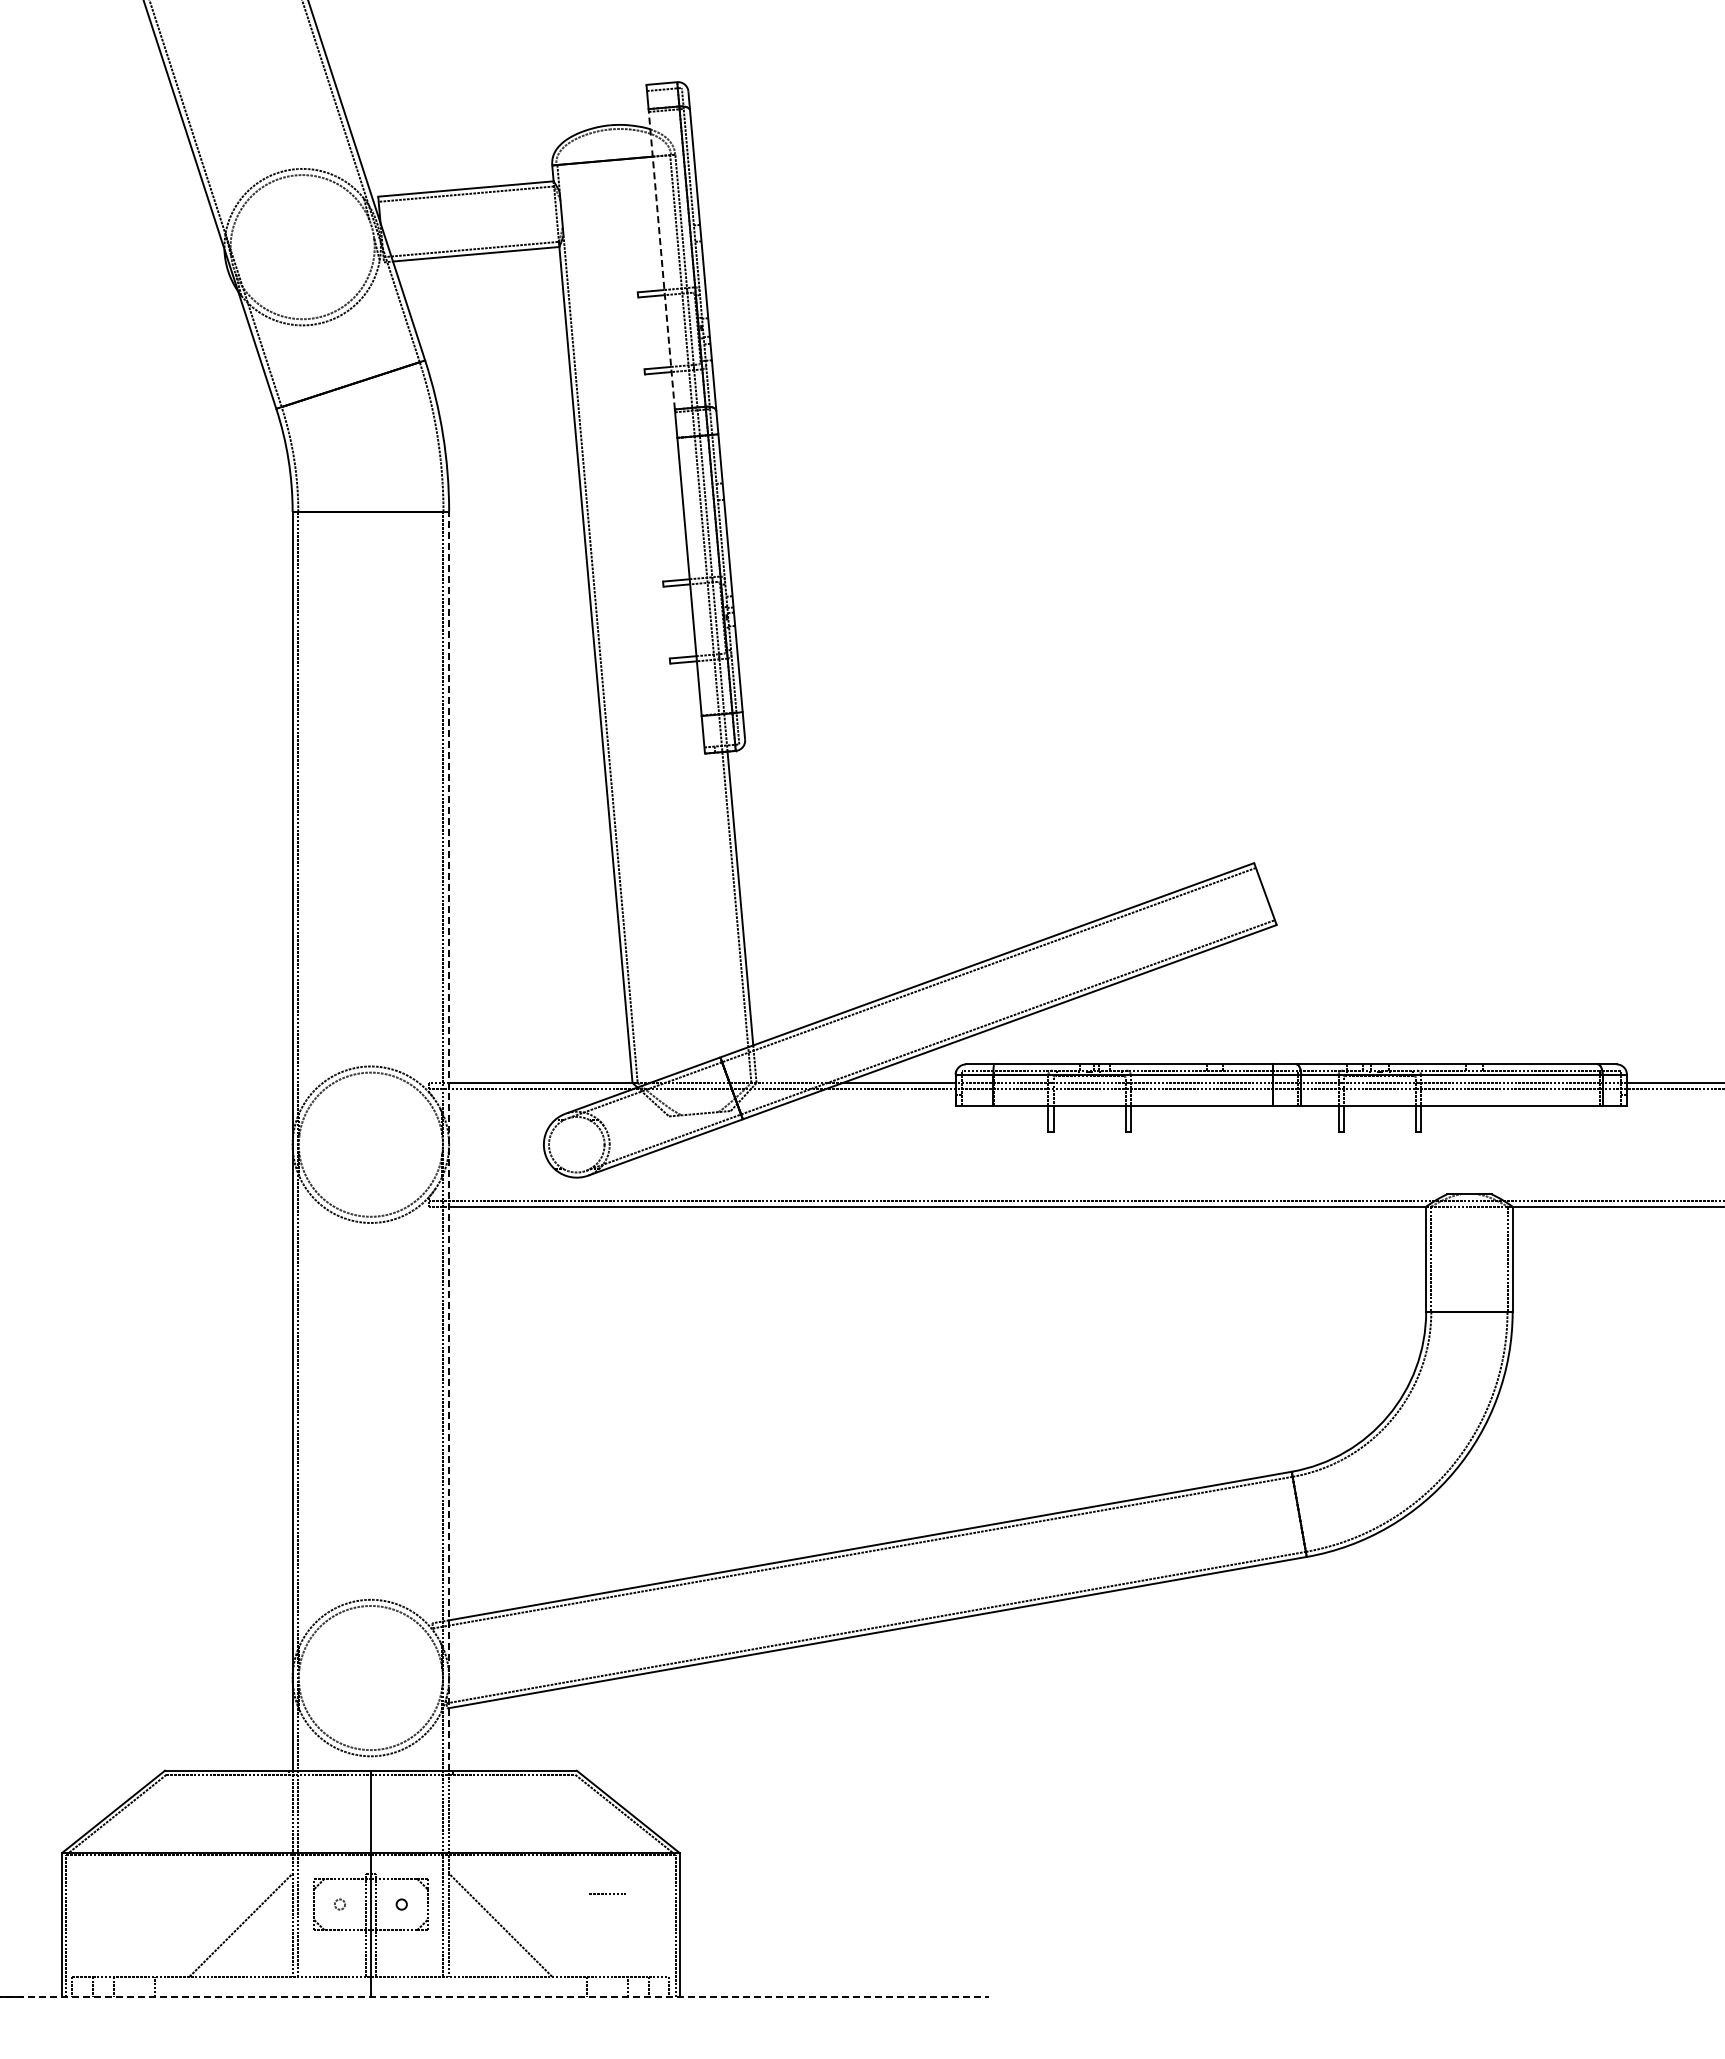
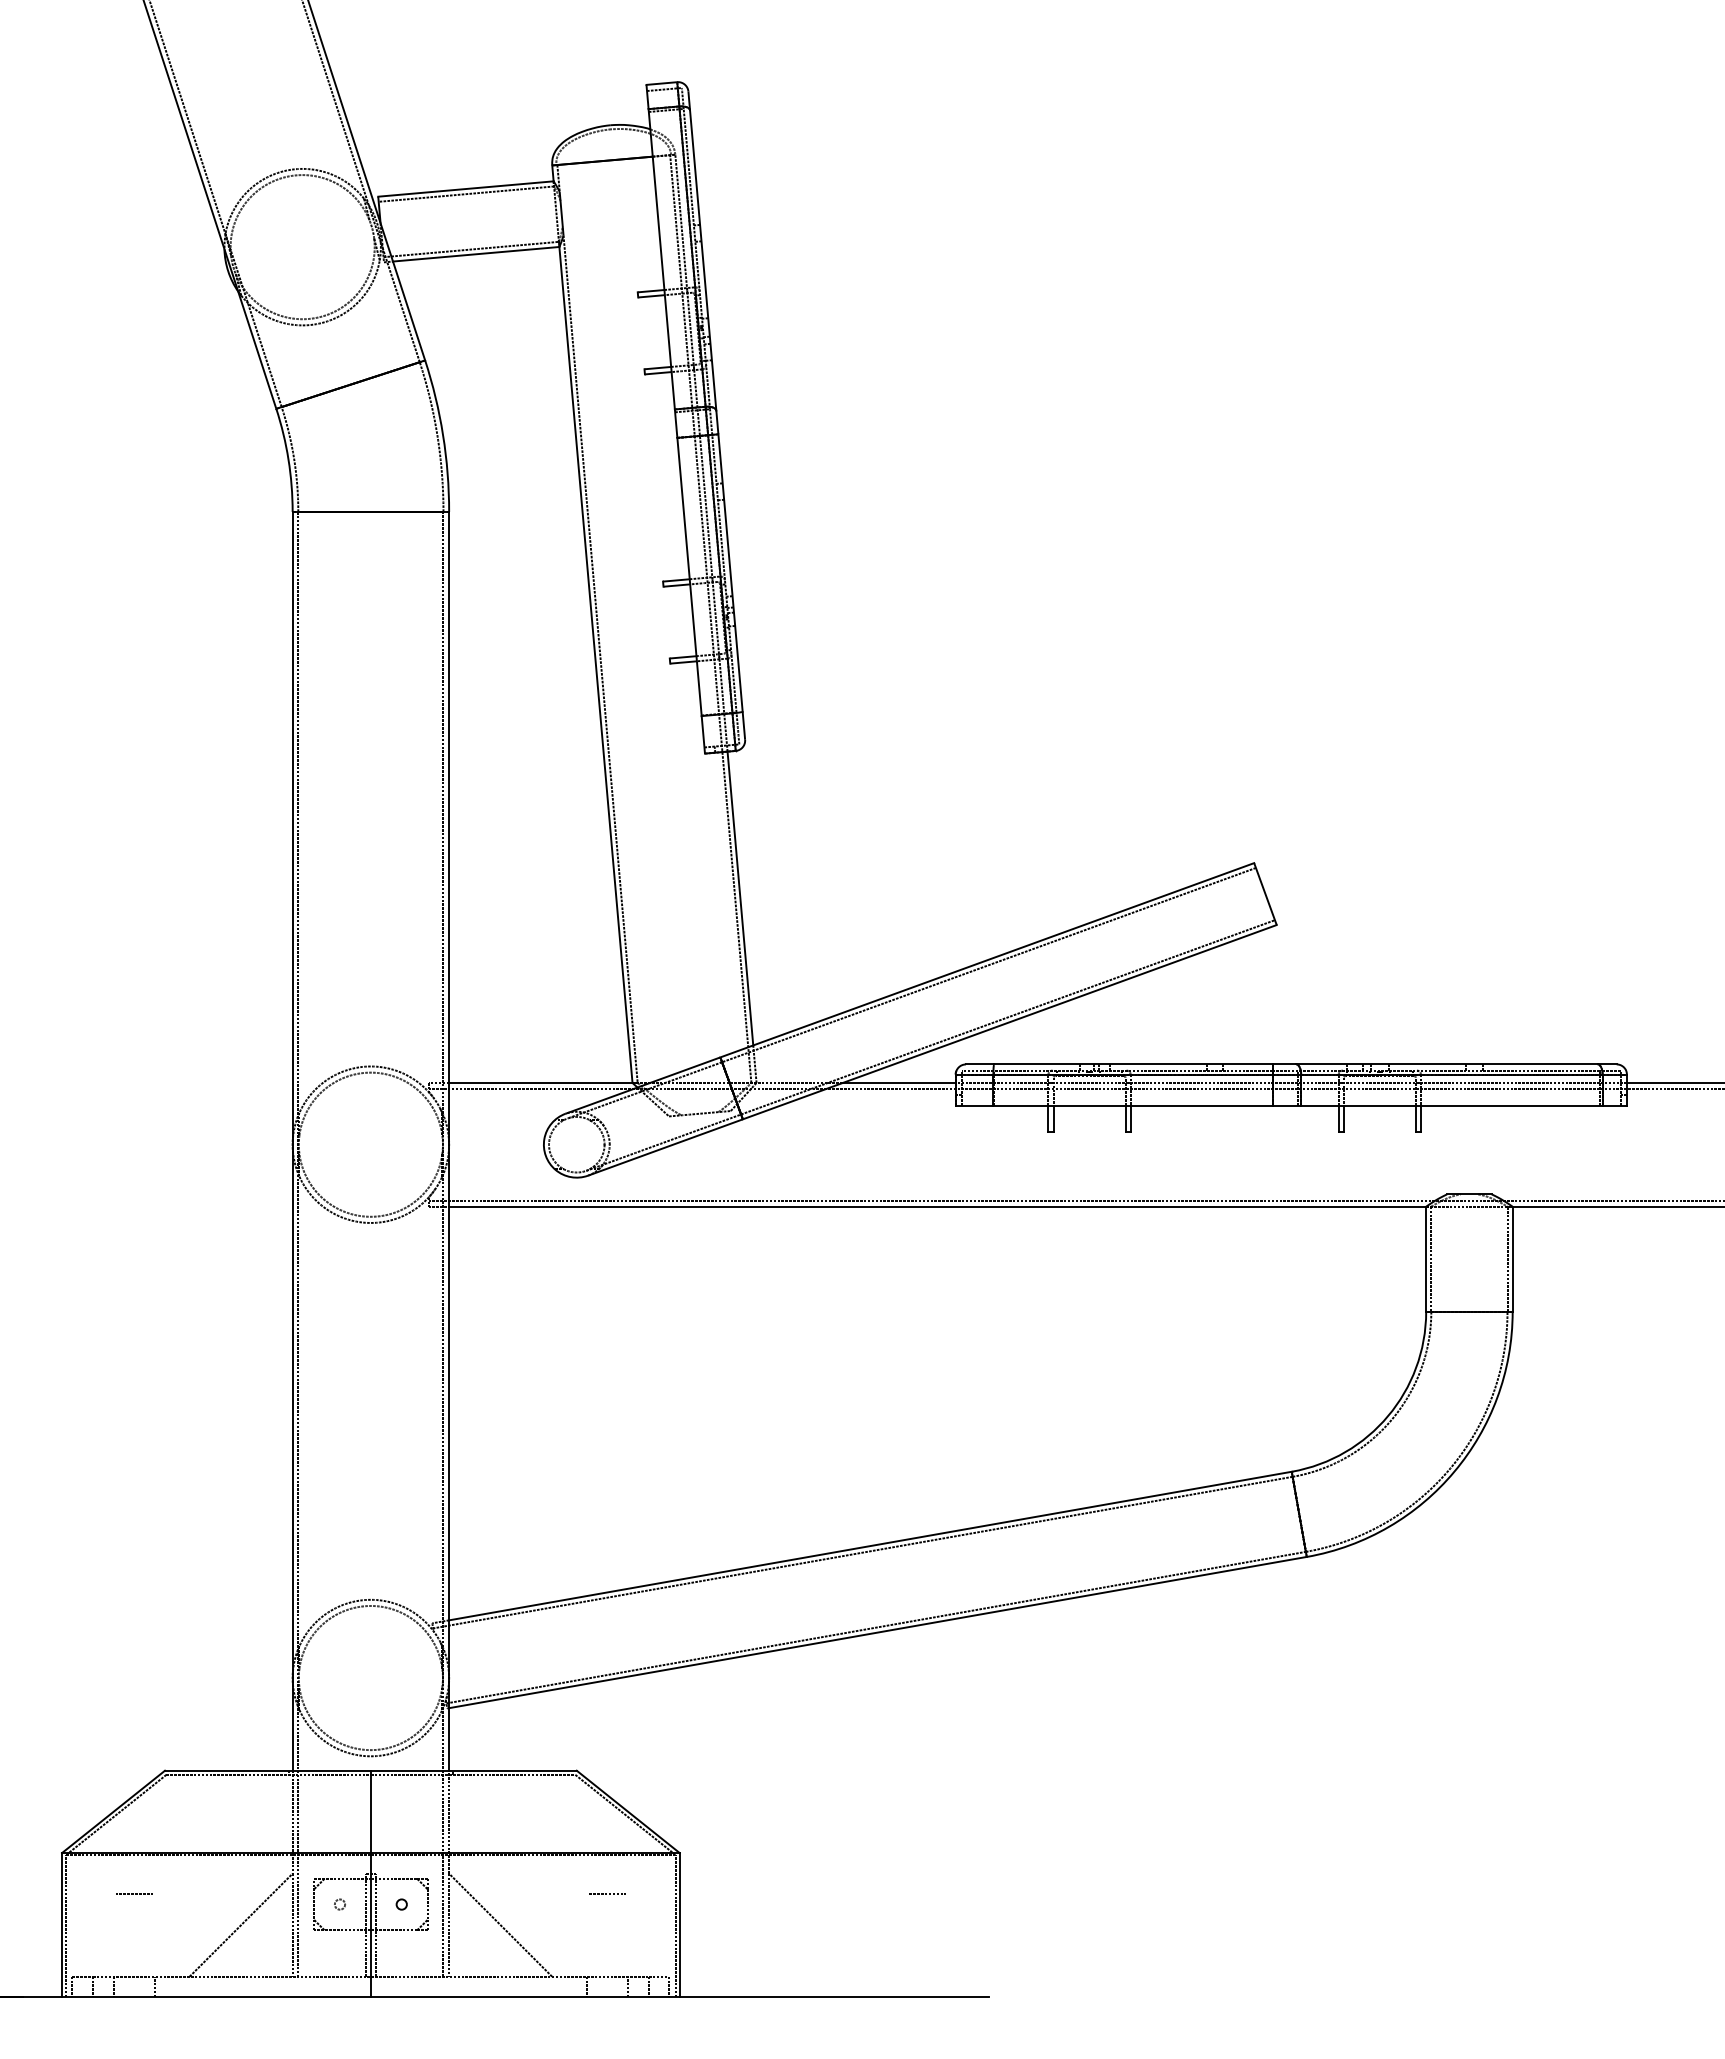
line: dashed -> solid (661, 259)
line: dashed -> solid (449, 1140)
line: none -> present (133, 1893)
line: dashed -> solid (494, 1997)
